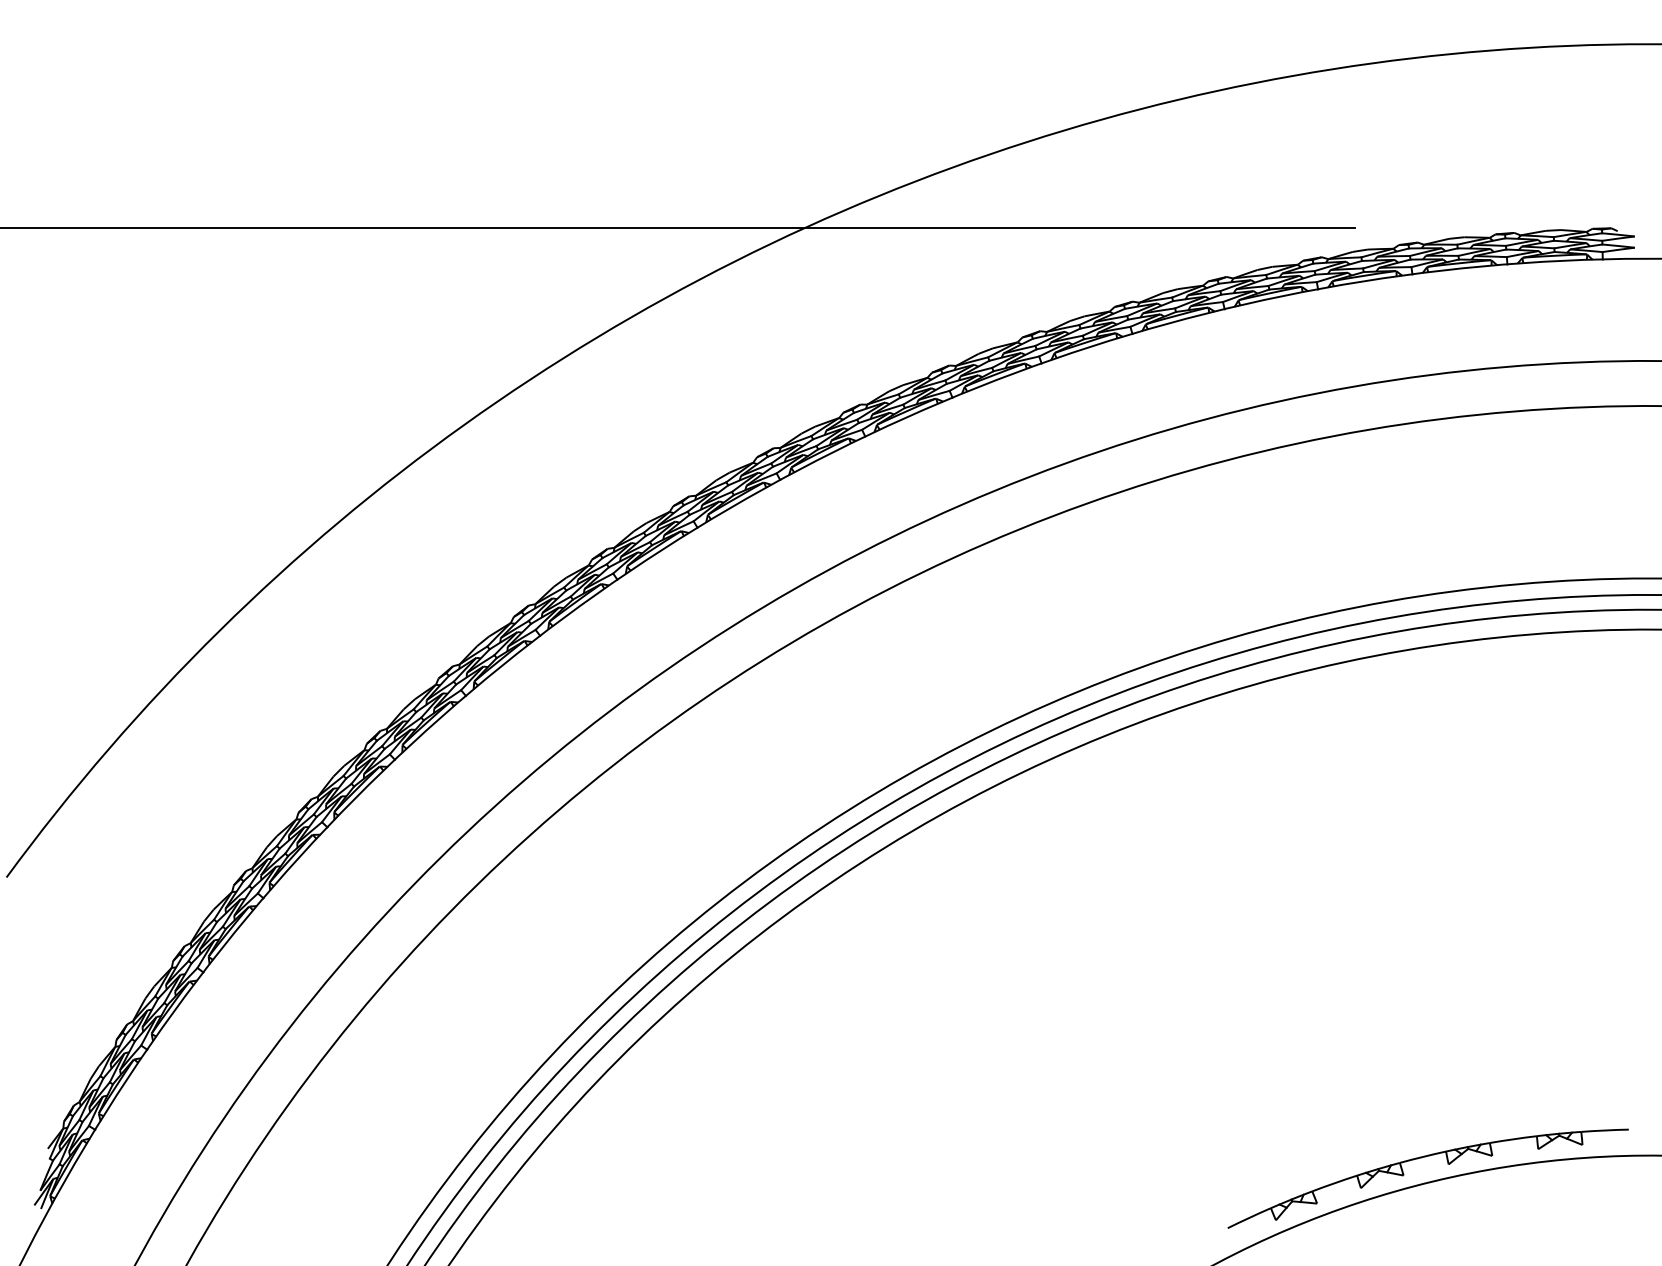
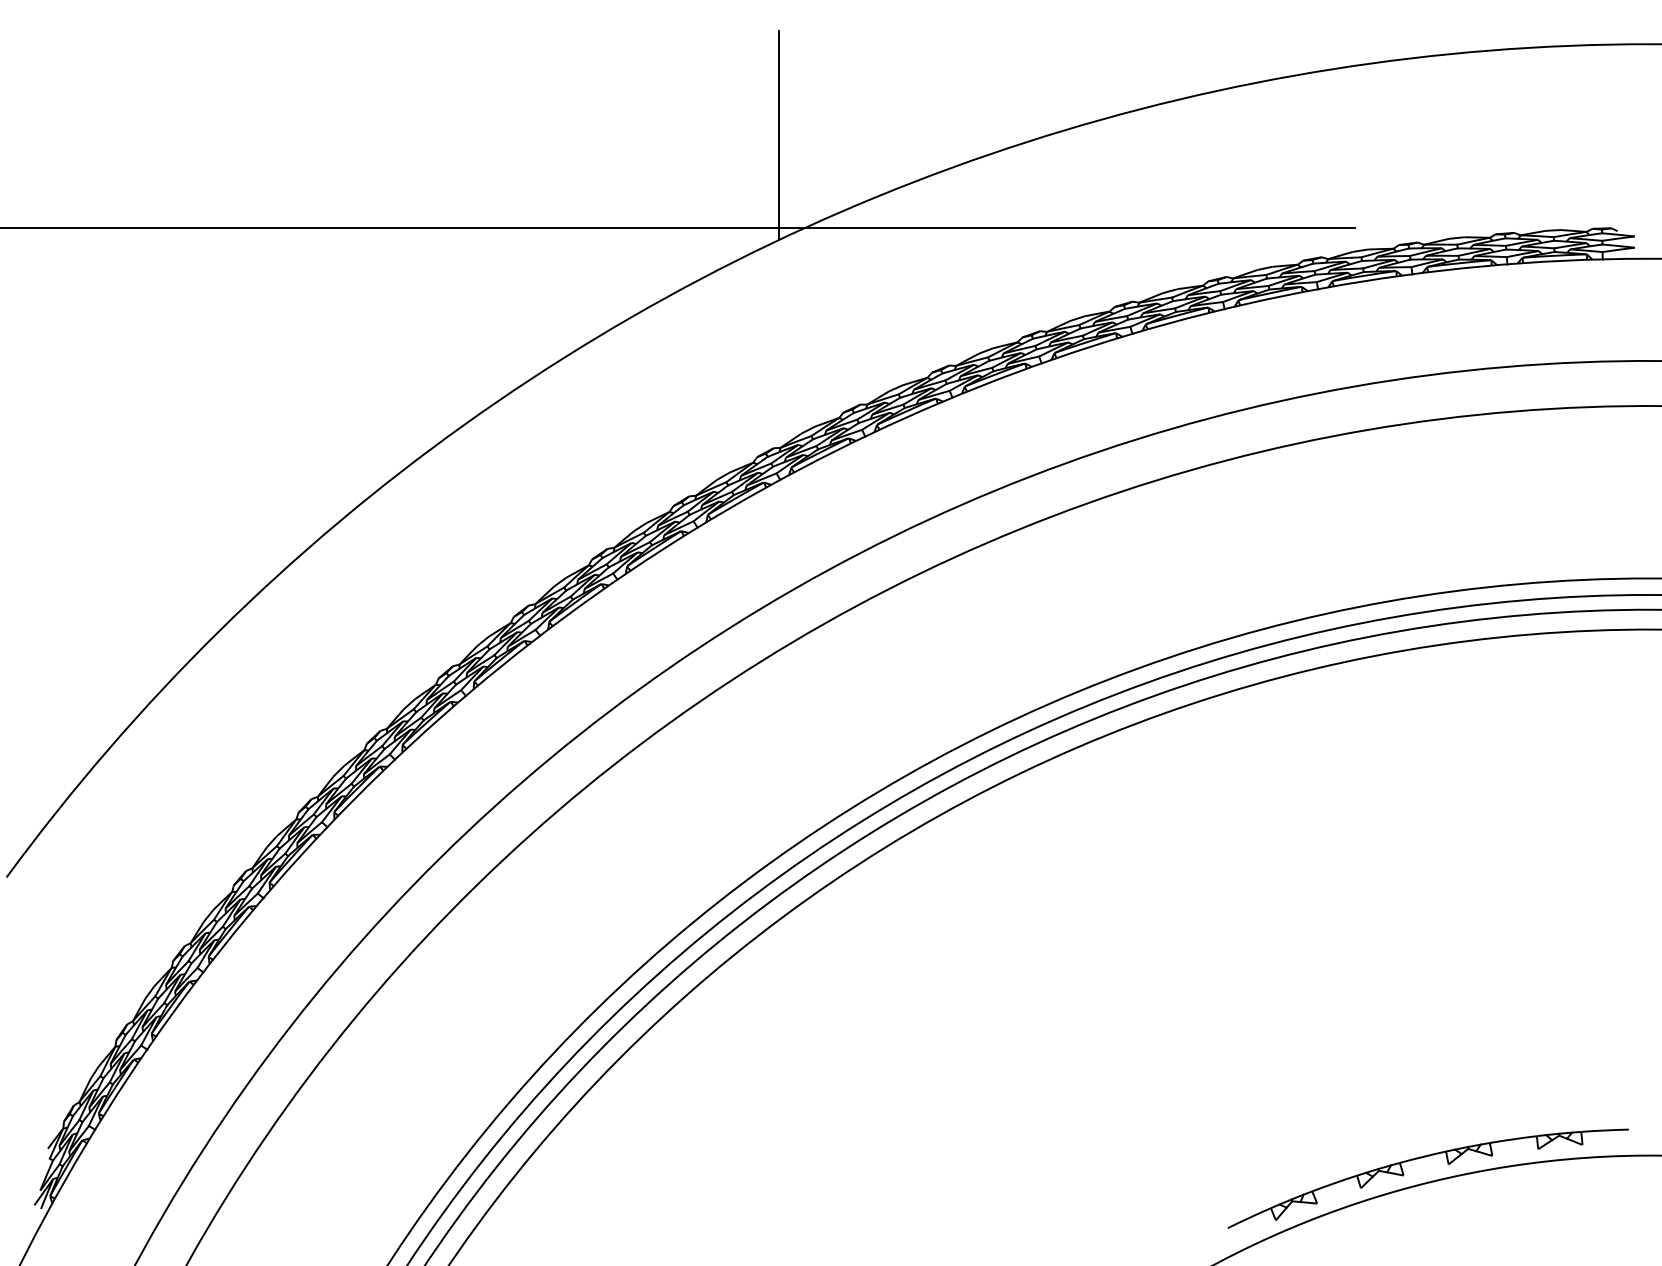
line: none -> present (779, 135)
